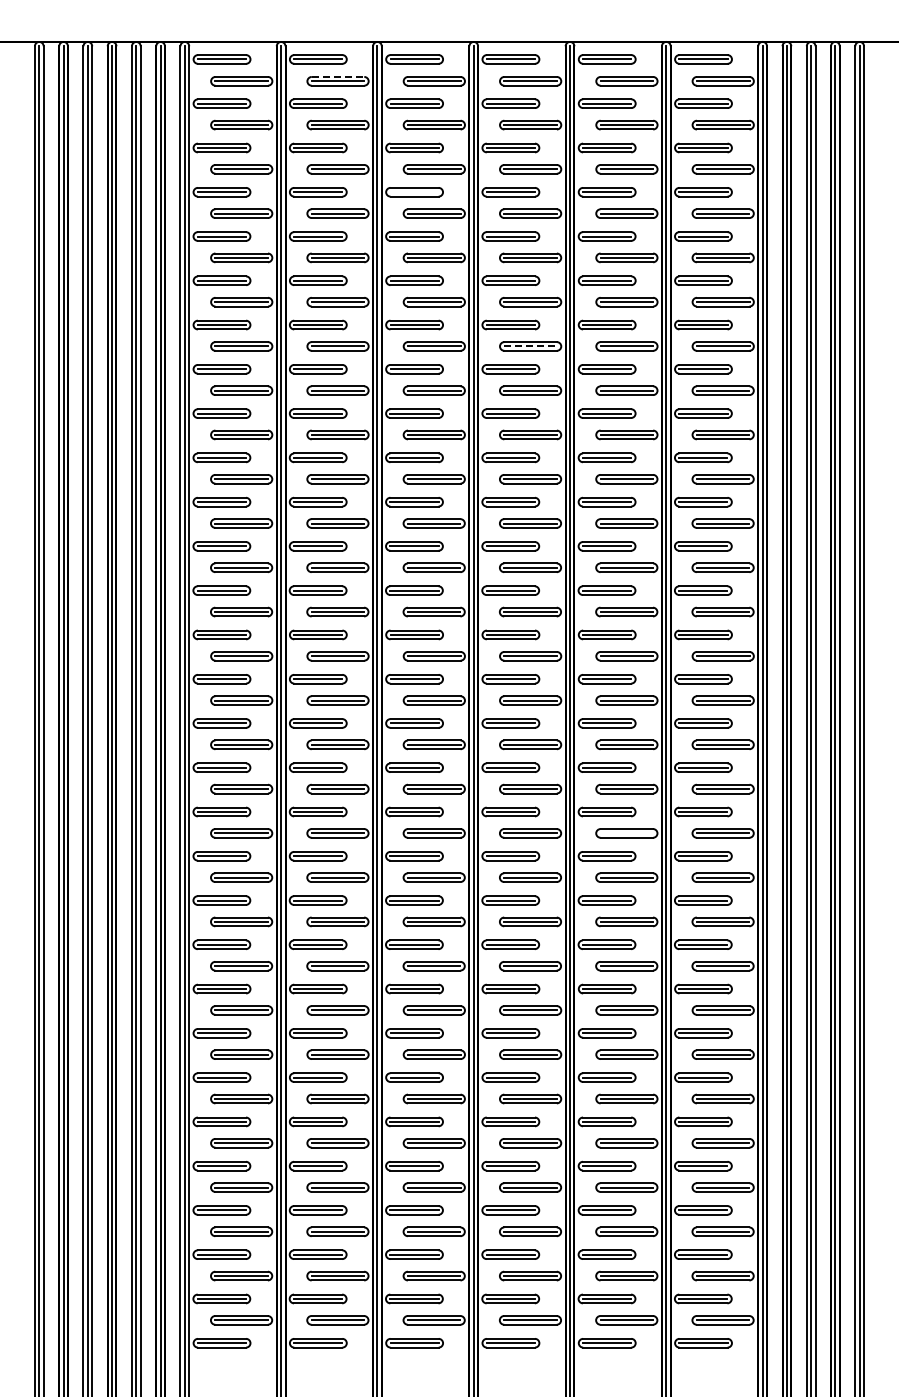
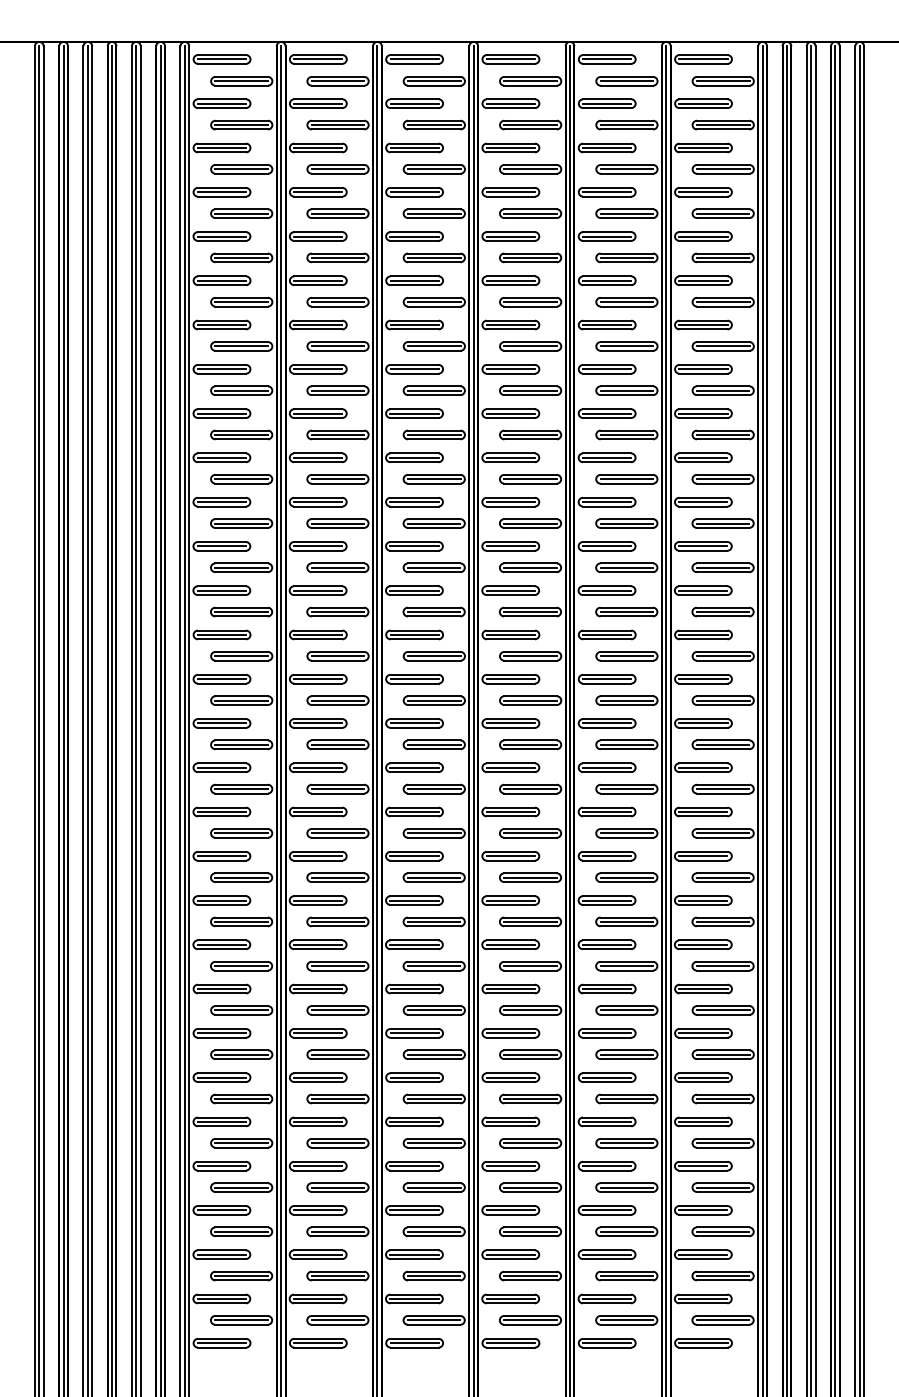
line: dashed -> solid (338, 76)
line: none -> present (414, 192)
line: dashed -> solid (531, 346)
line: none -> present (626, 833)
